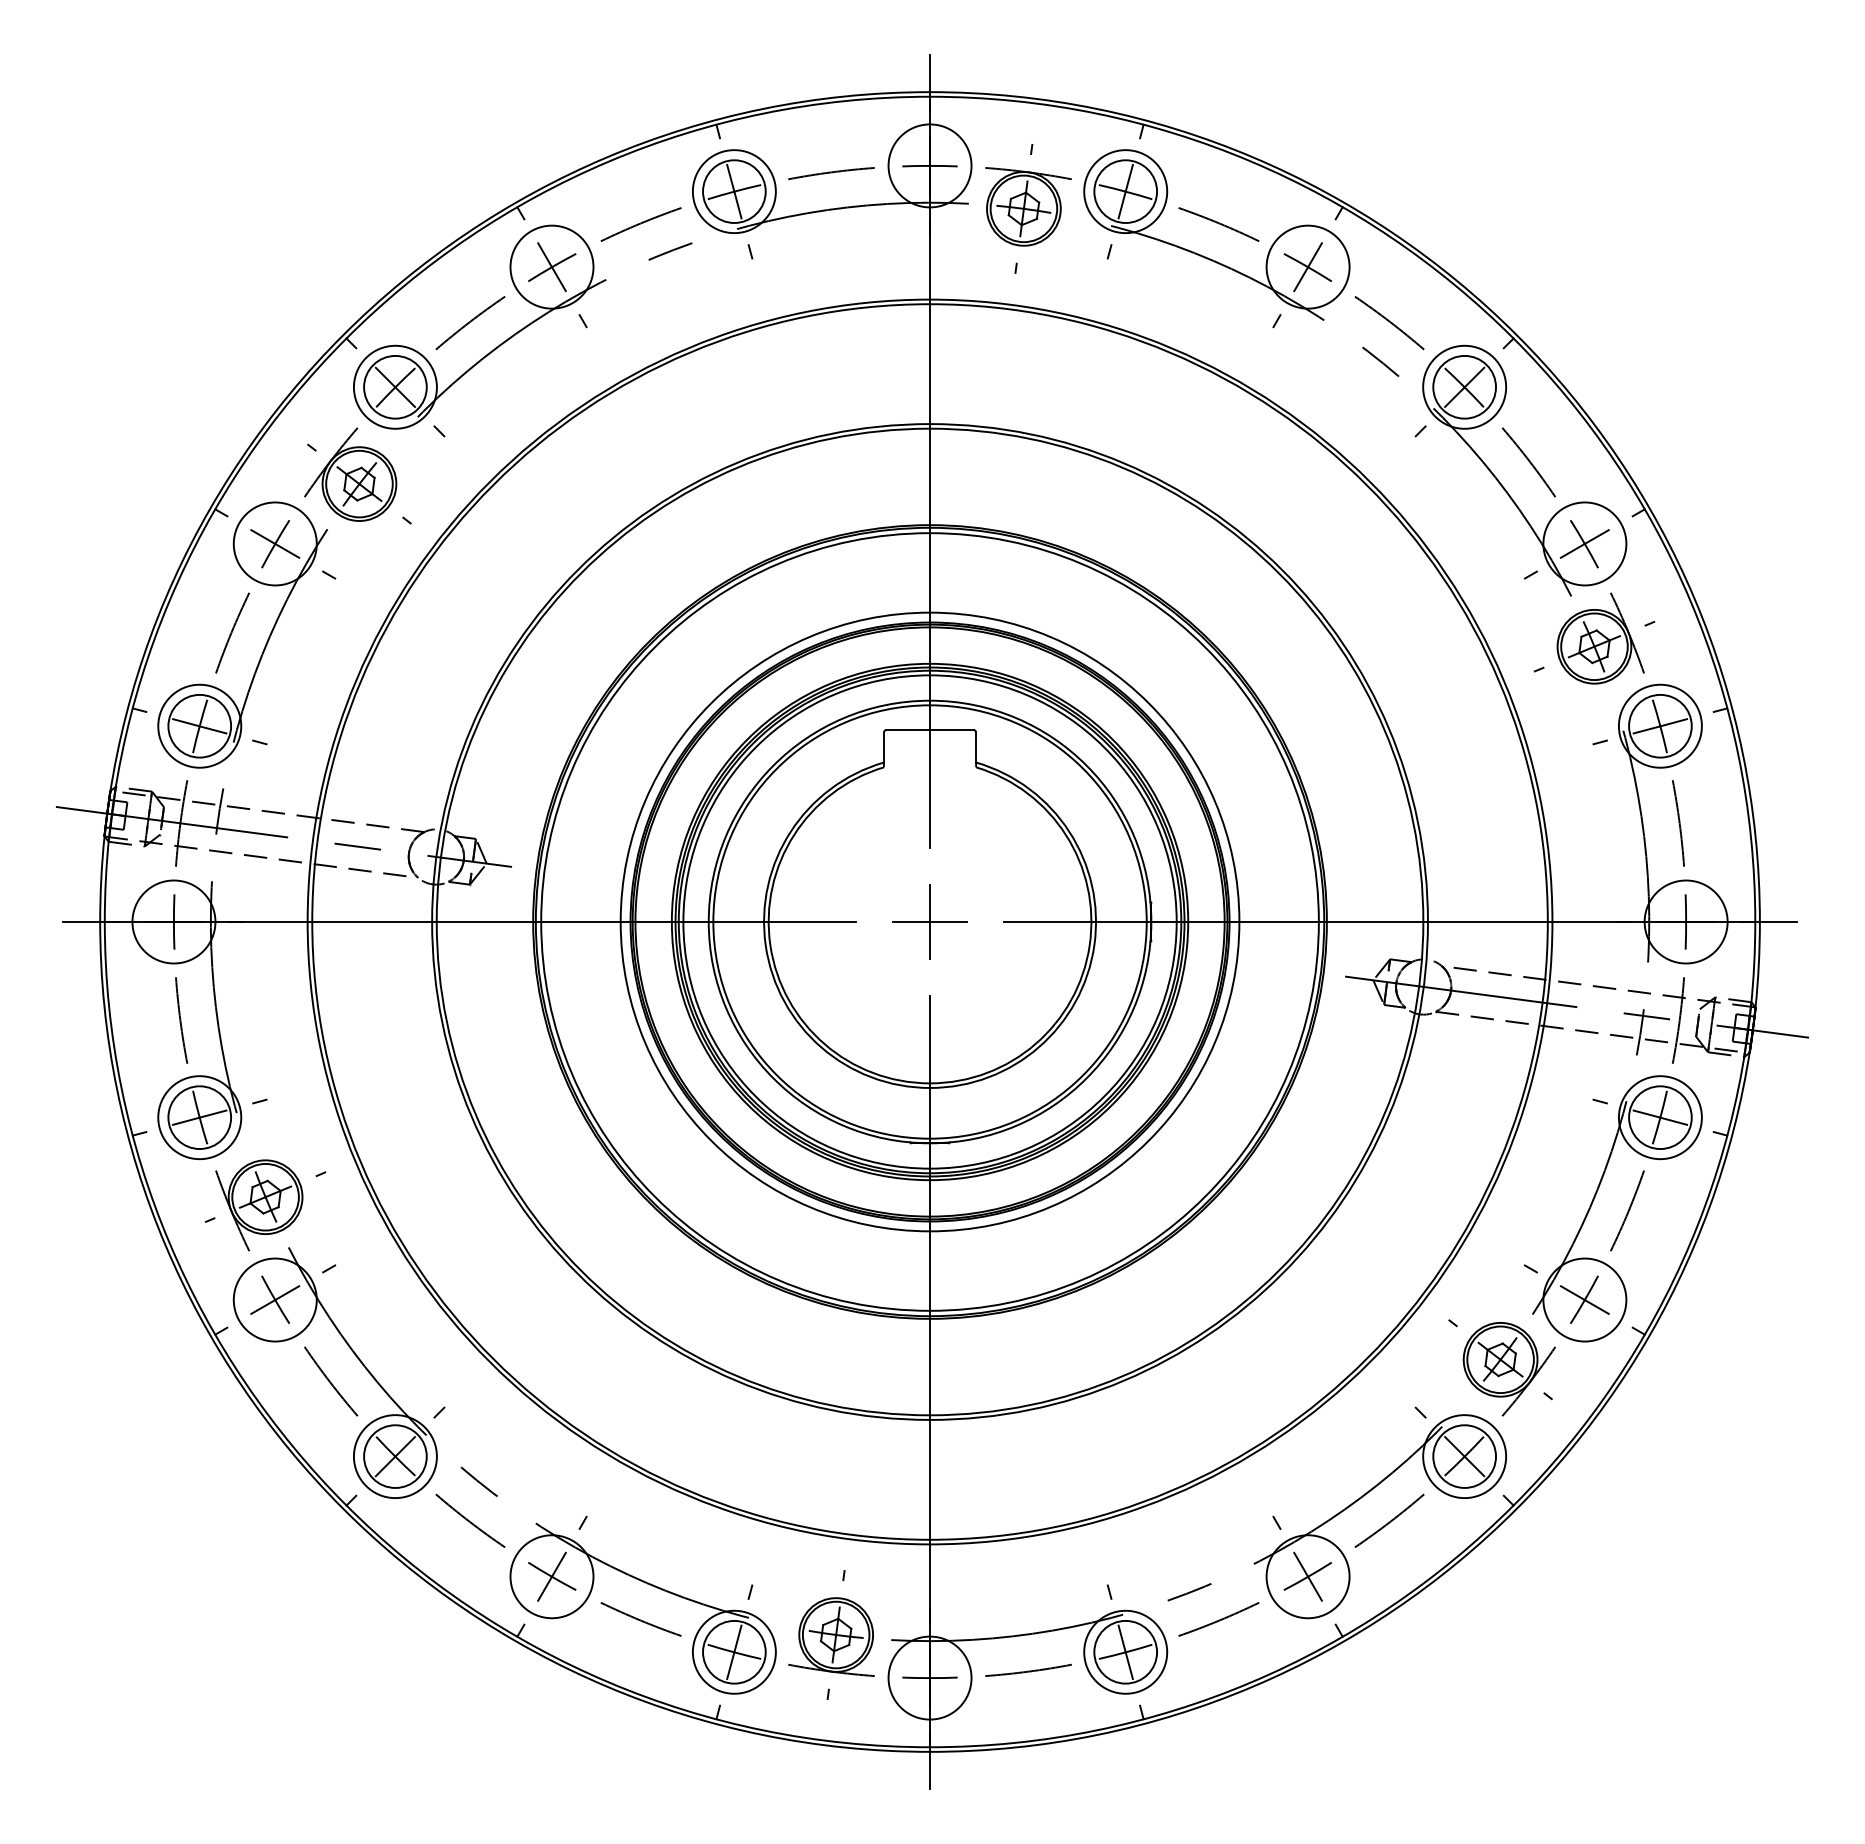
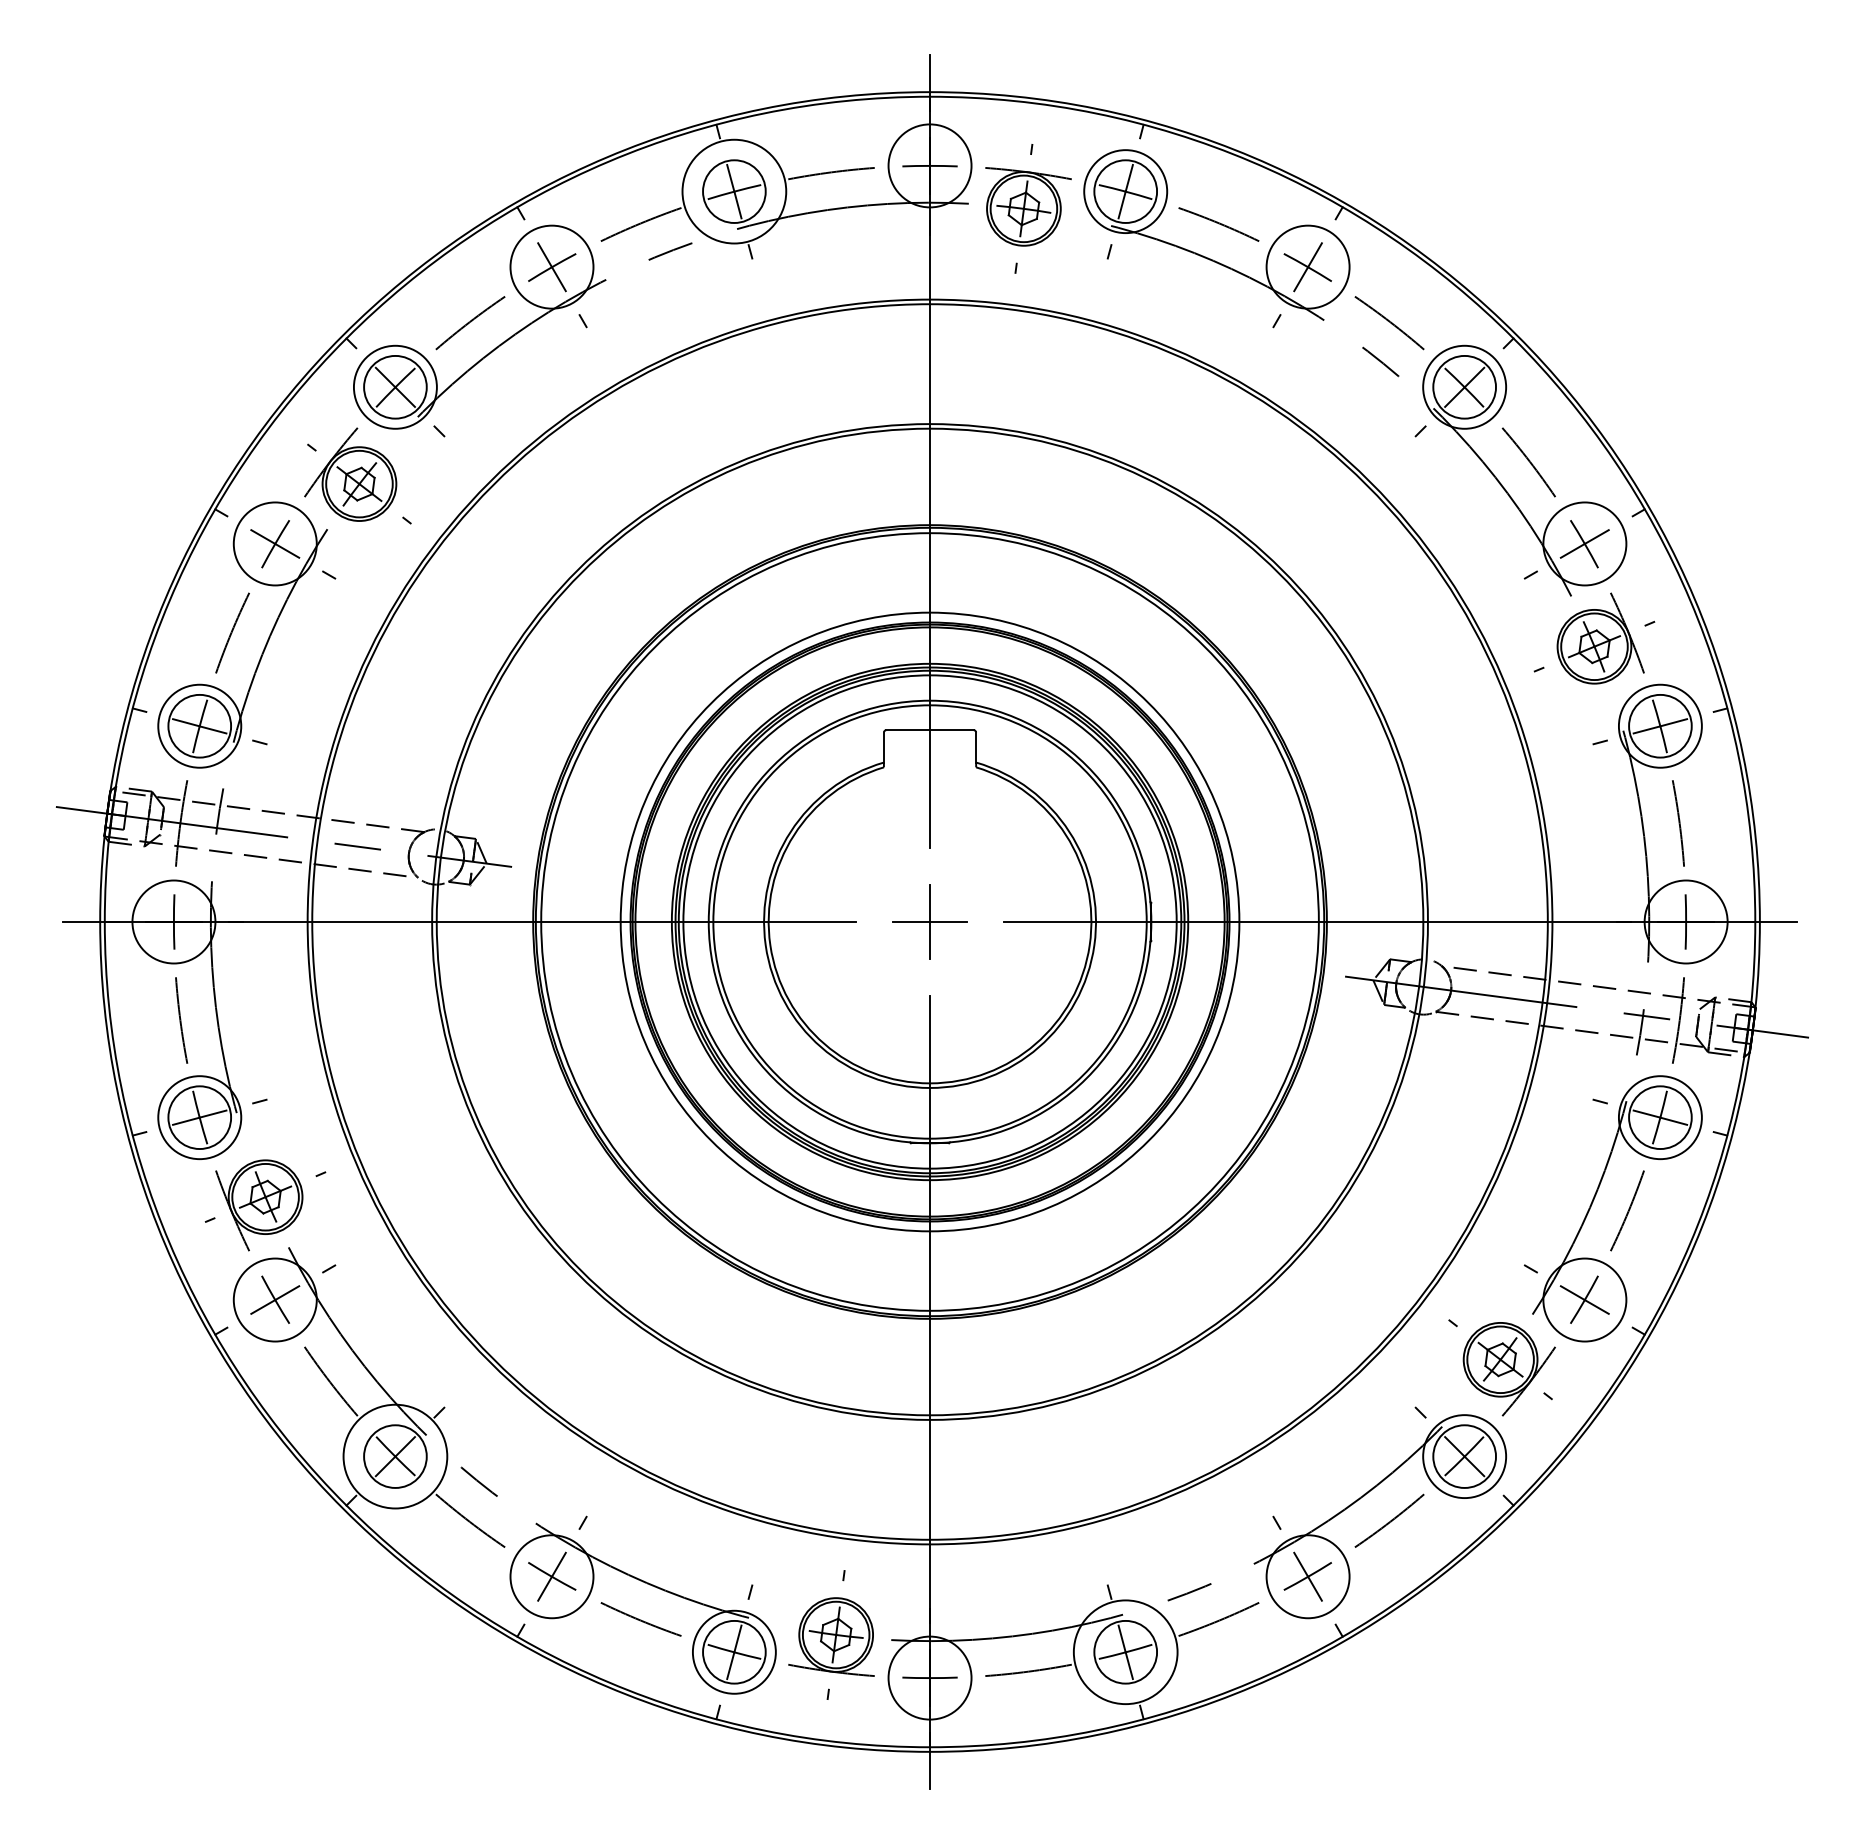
circle diameter: 83 px -> 104 px (734, 191)
circle diameter: 83 px -> 104 px (395, 1456)
circle diameter: 83 px -> 104 px (1125, 1652)
